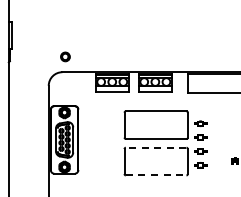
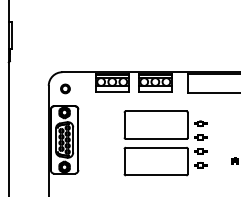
part position: (65, 56) -> (65, 88) (65, 88)
line: dashed -> solid (155, 147)
line: dashed -> solid (156, 175)
